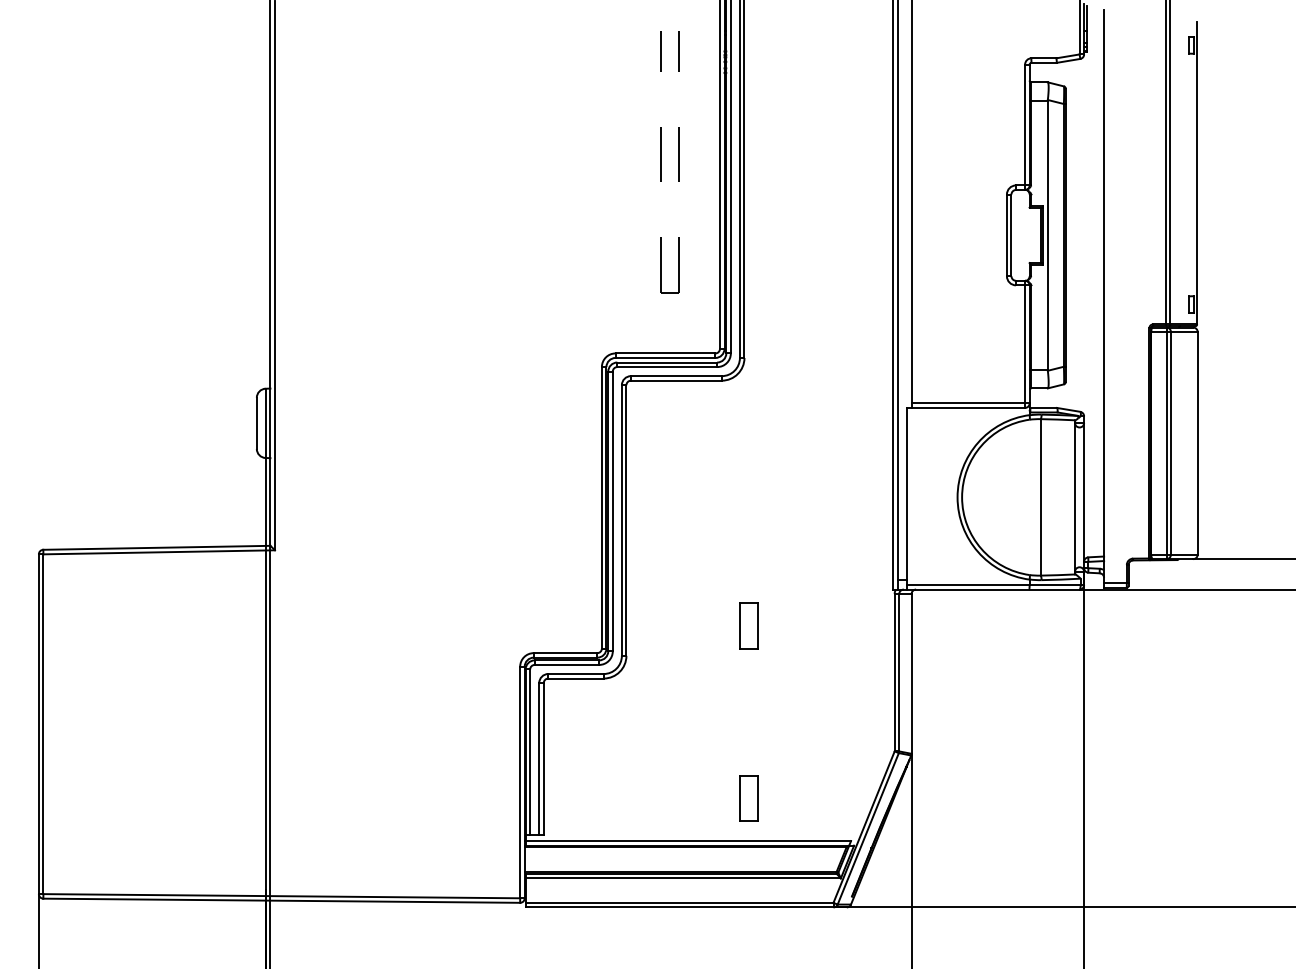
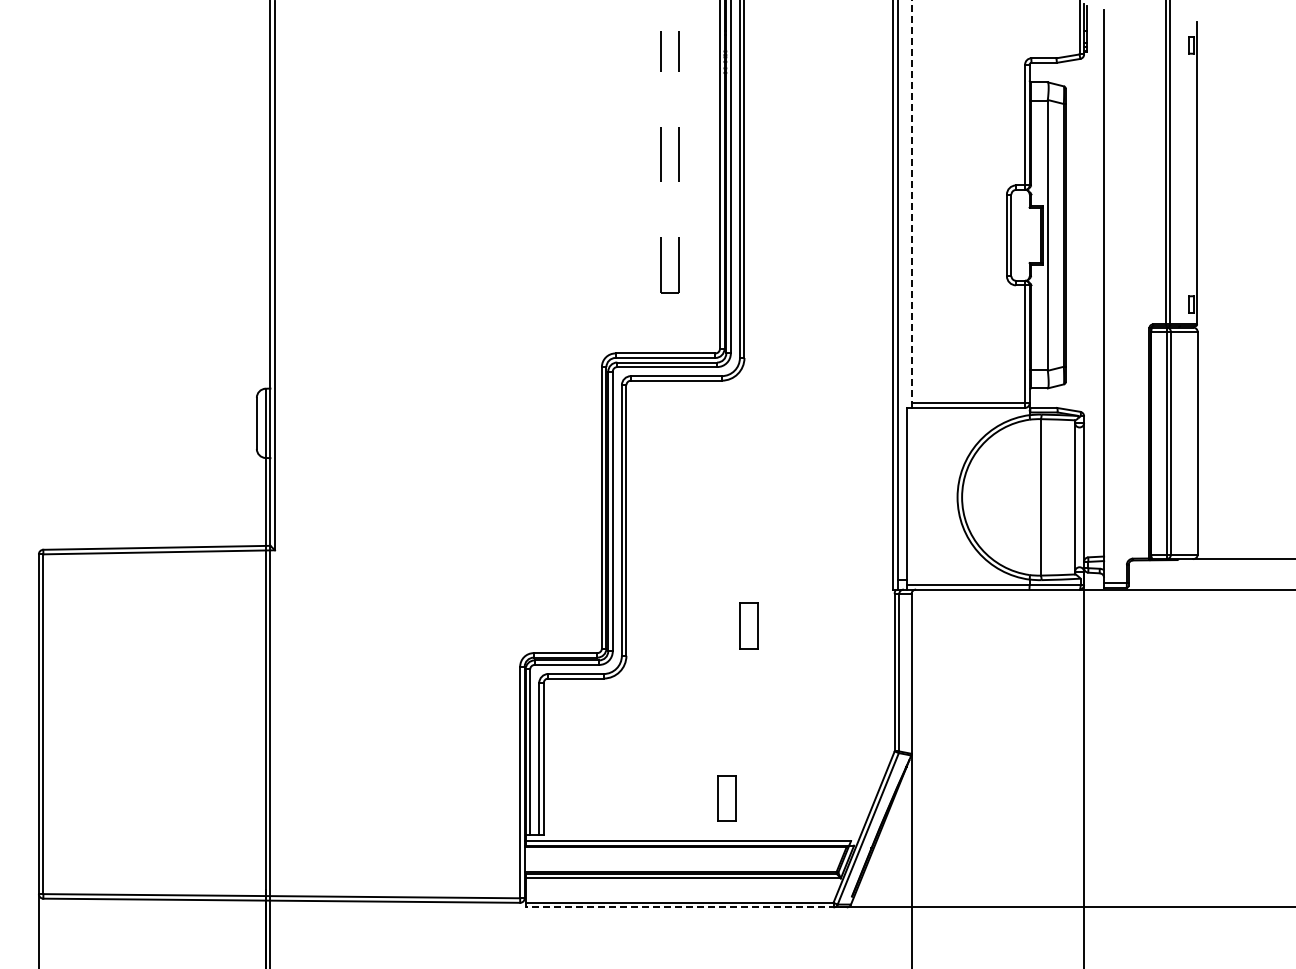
line: solid -> dashed (911, 204)
part position: (748, 798) -> (726, 798) (726, 798)
line: solid -> dashed (686, 907)
